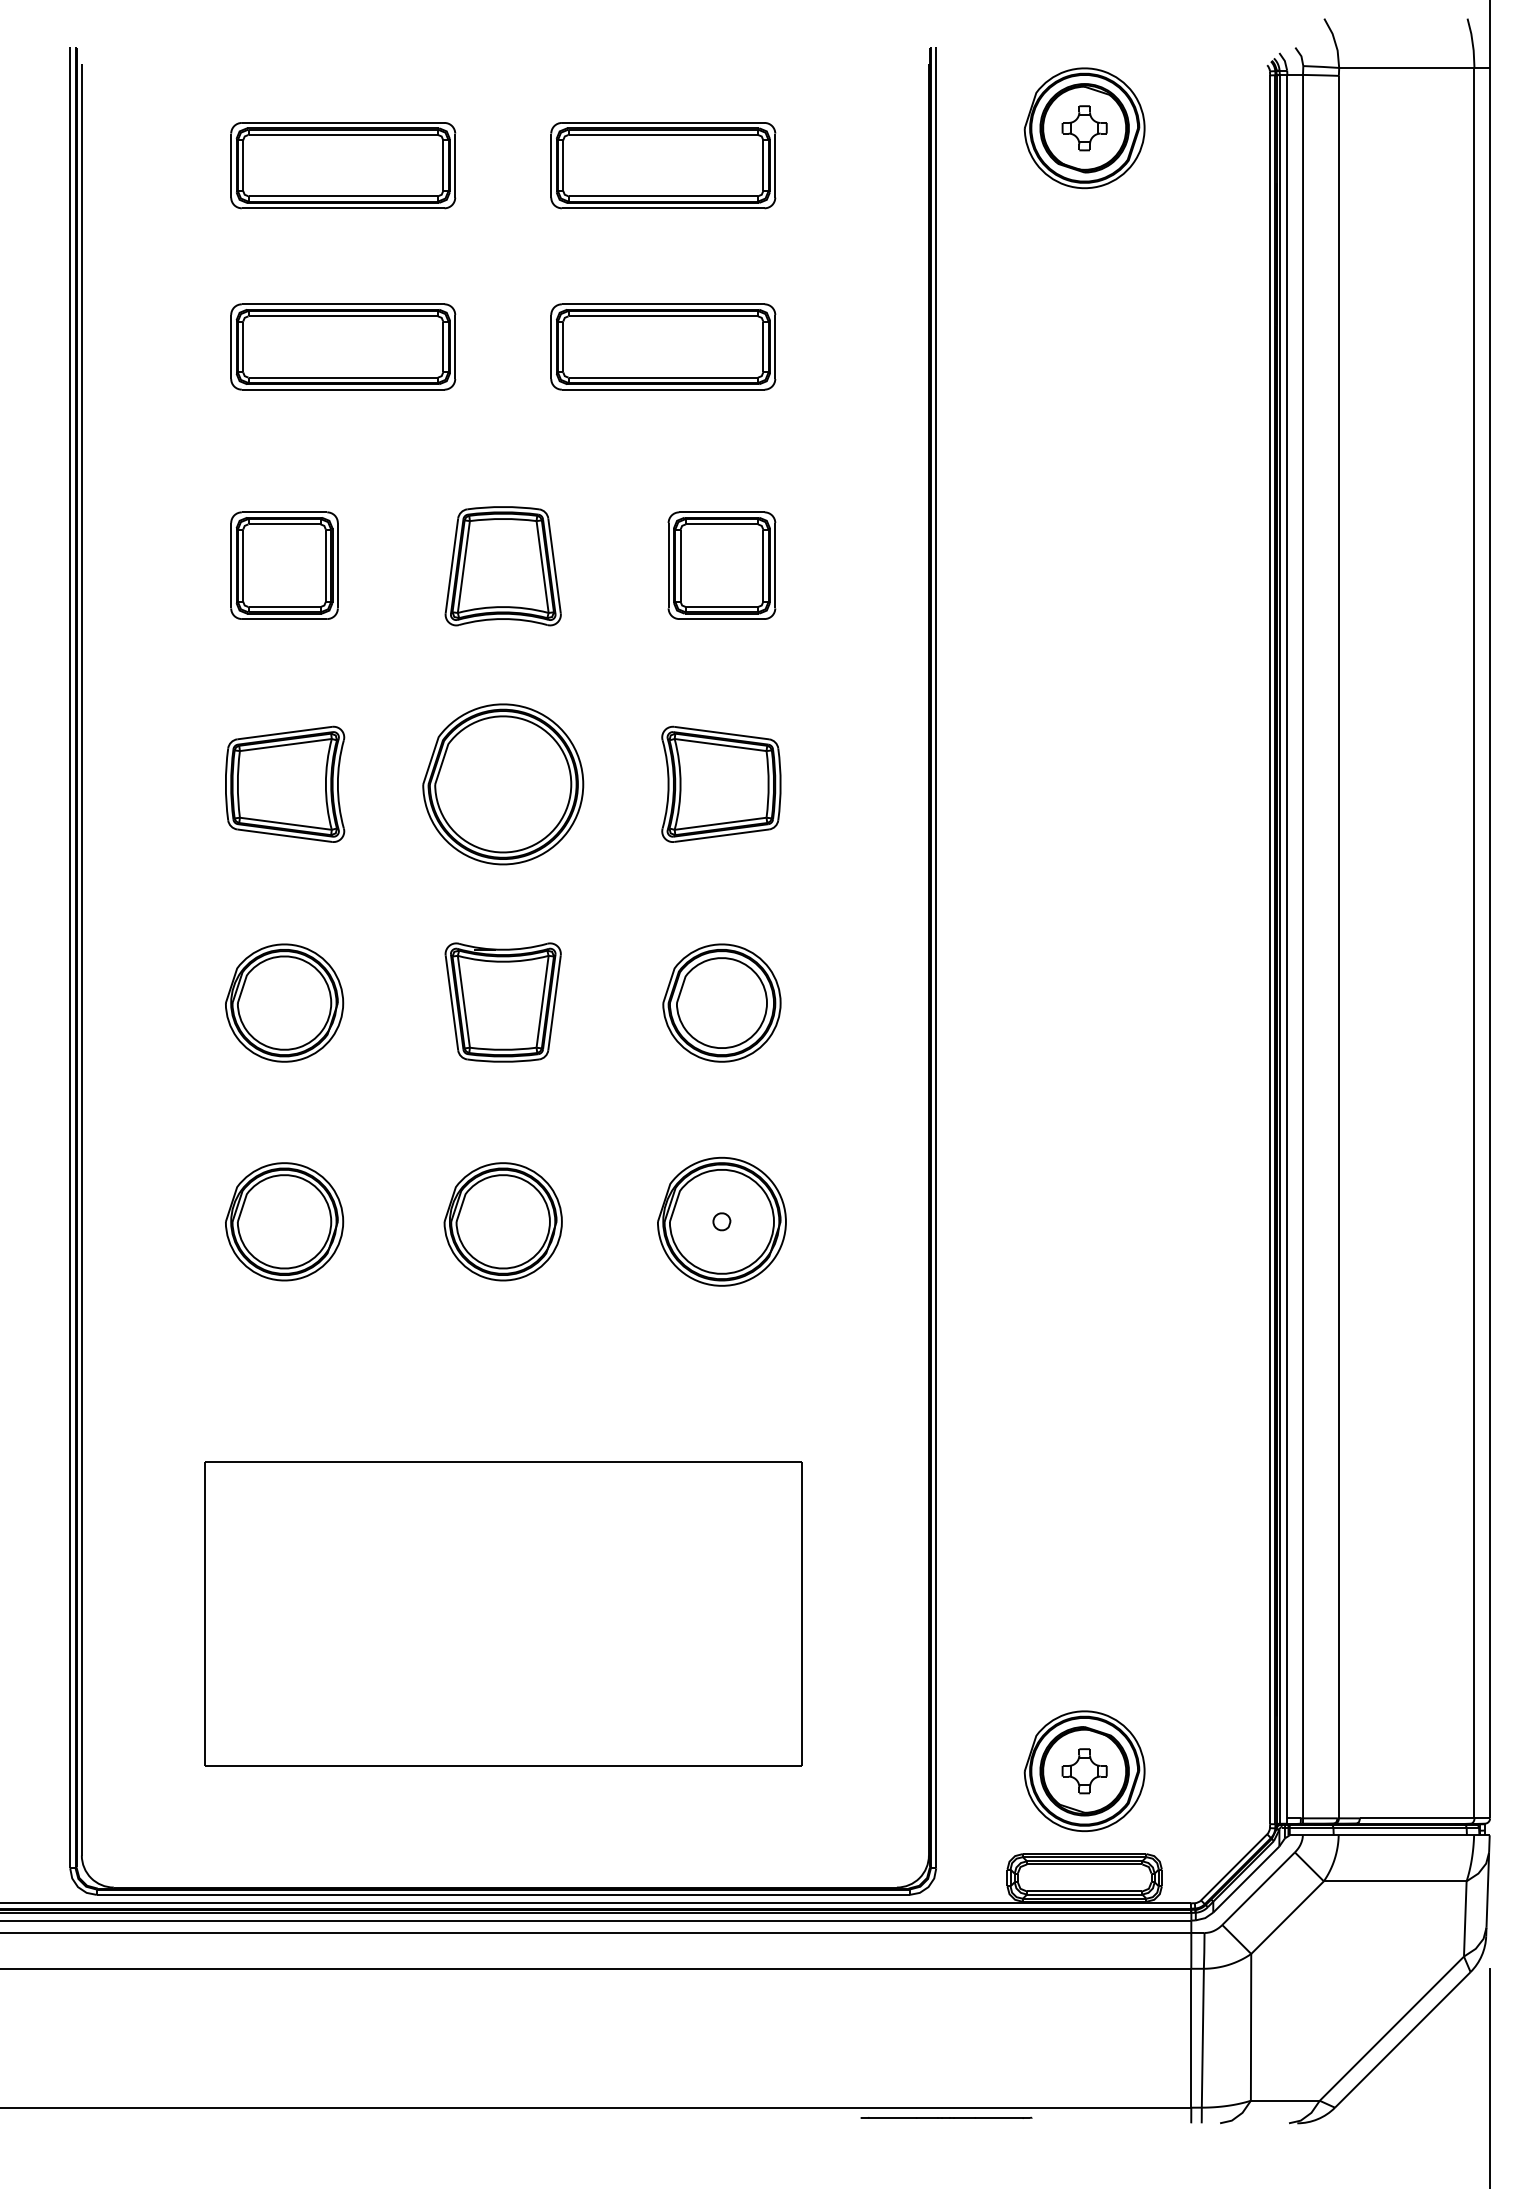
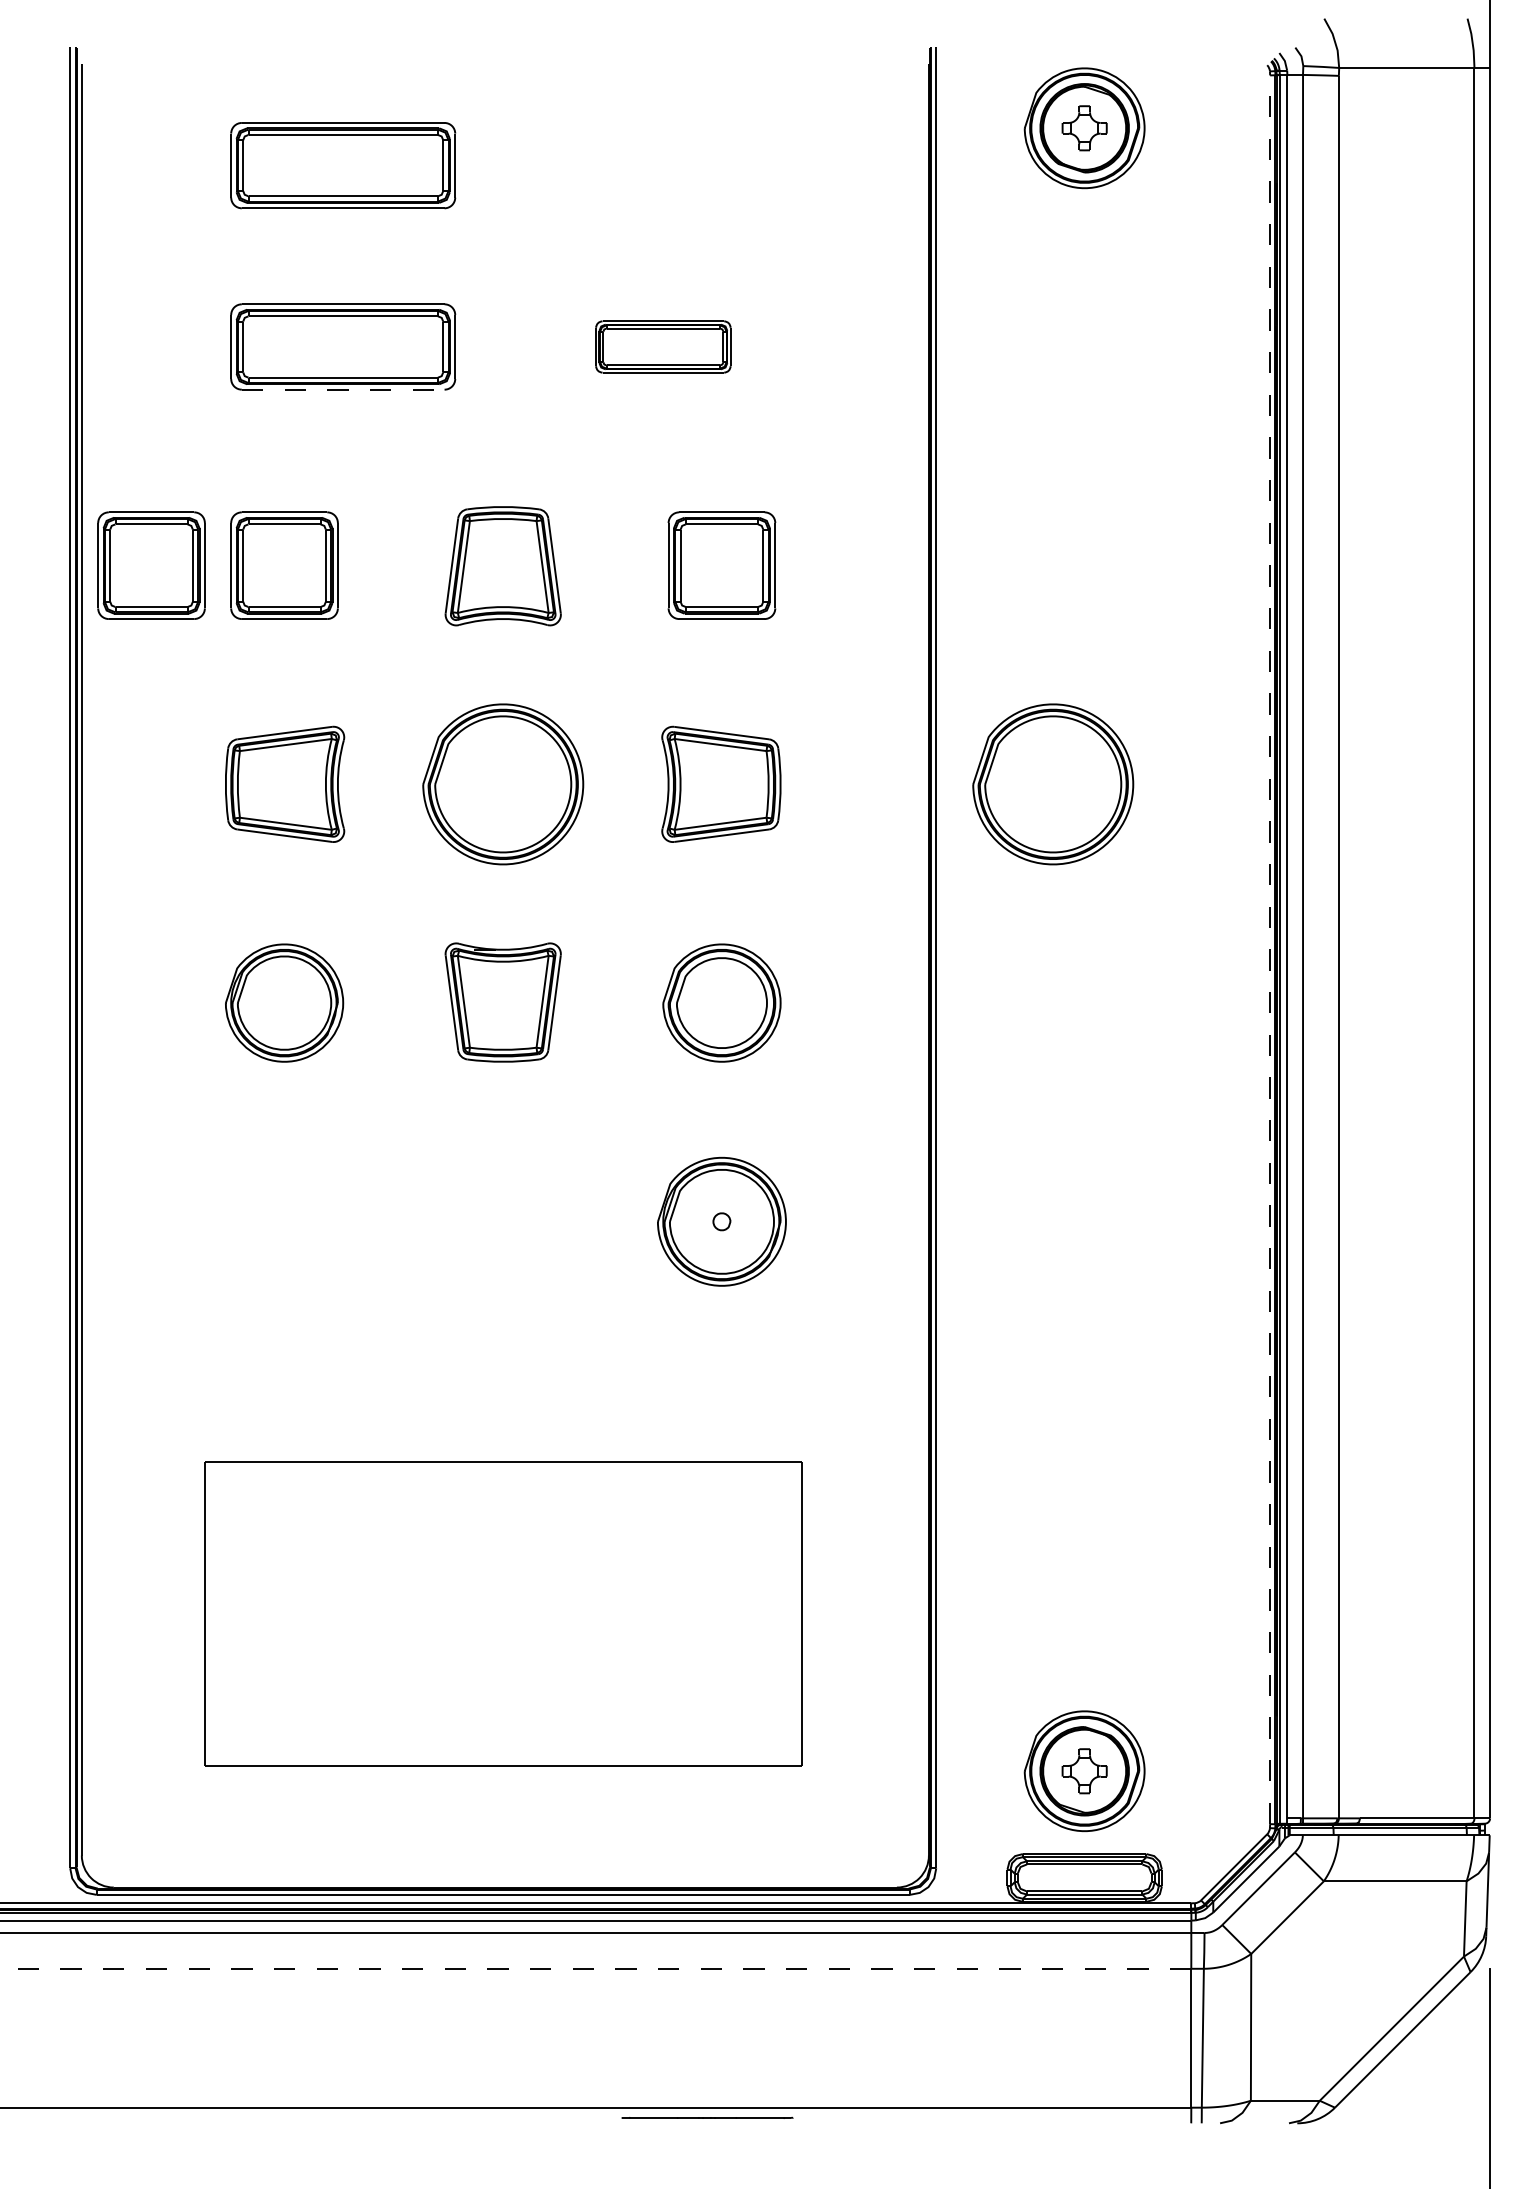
part: present -> none (663, 165)
part size: 227x88 px -> 137x54 px (663, 346)
line: solid -> dashed (343, 389)
part: none -> present (151, 565)
part: none -> present (1053, 784)
line: solid -> dashed (1270, 949)
part: present -> none (284, 1221)
part: present -> none (502, 1221)
line: solid -> dashed (595, 1968)
line position: (946, 2117) -> (707, 2117) (707, 2117)
